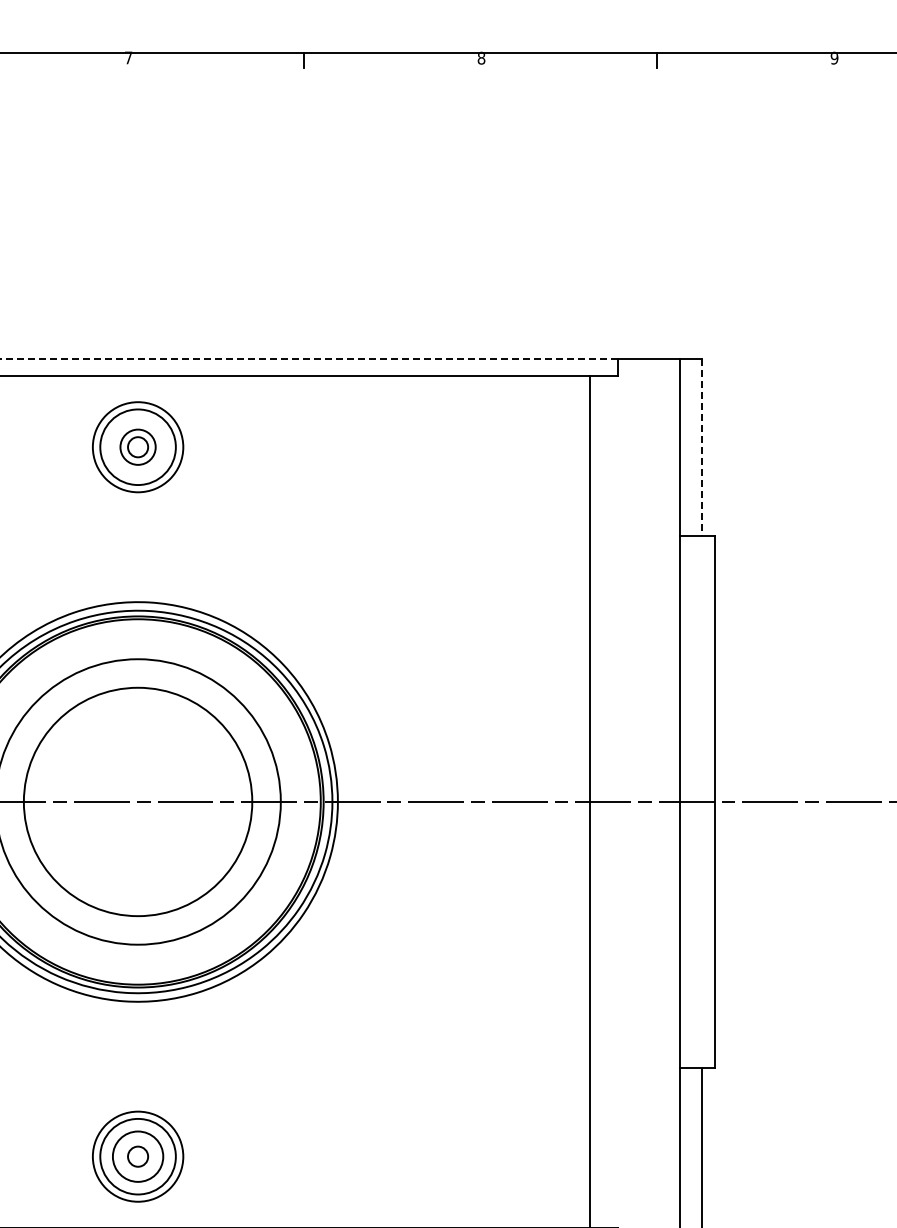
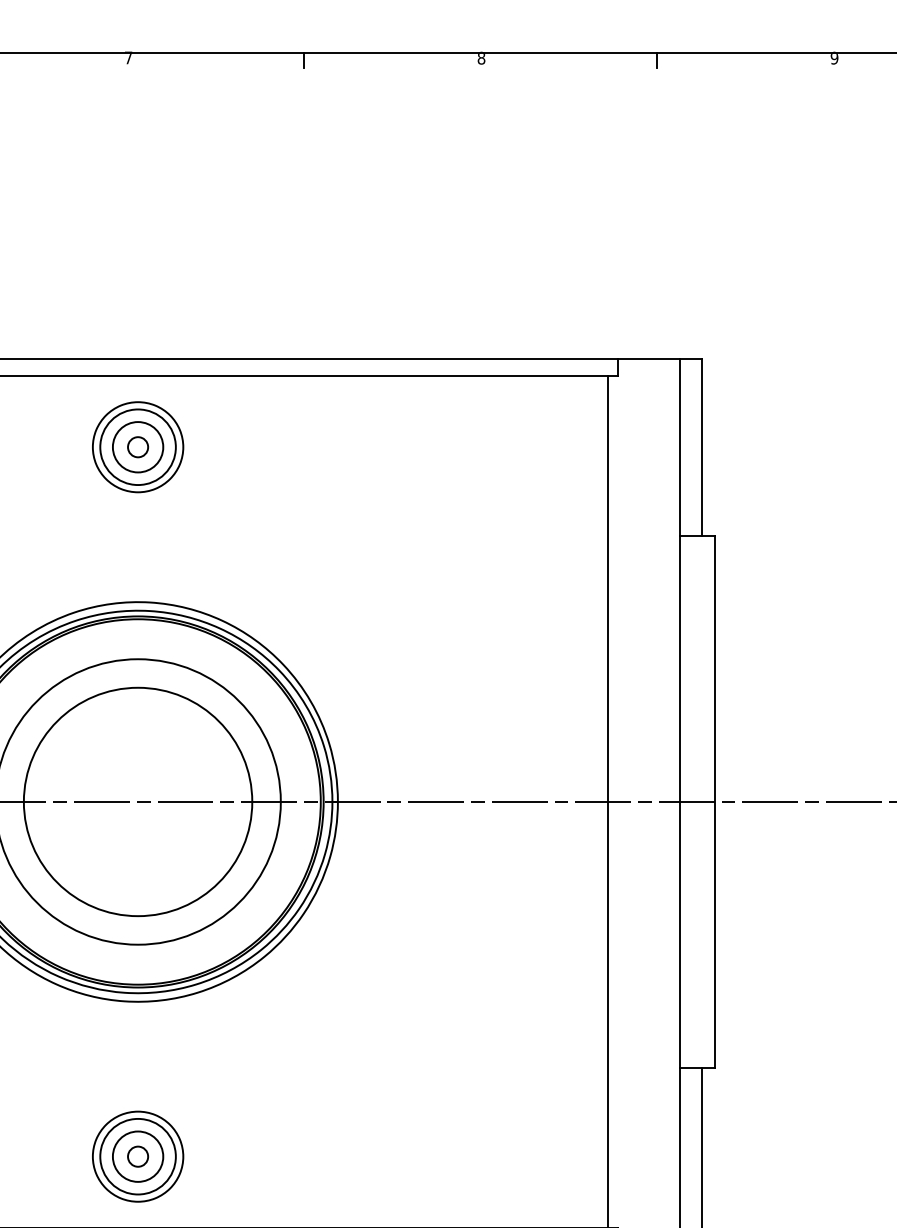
line: dashed -> solid (308, 358)
circle diameter: 35 px -> 50 px (137, 447)
line: dashed -> solid (701, 447)
line position: (589, 800) -> (607, 800) (607, 800)
